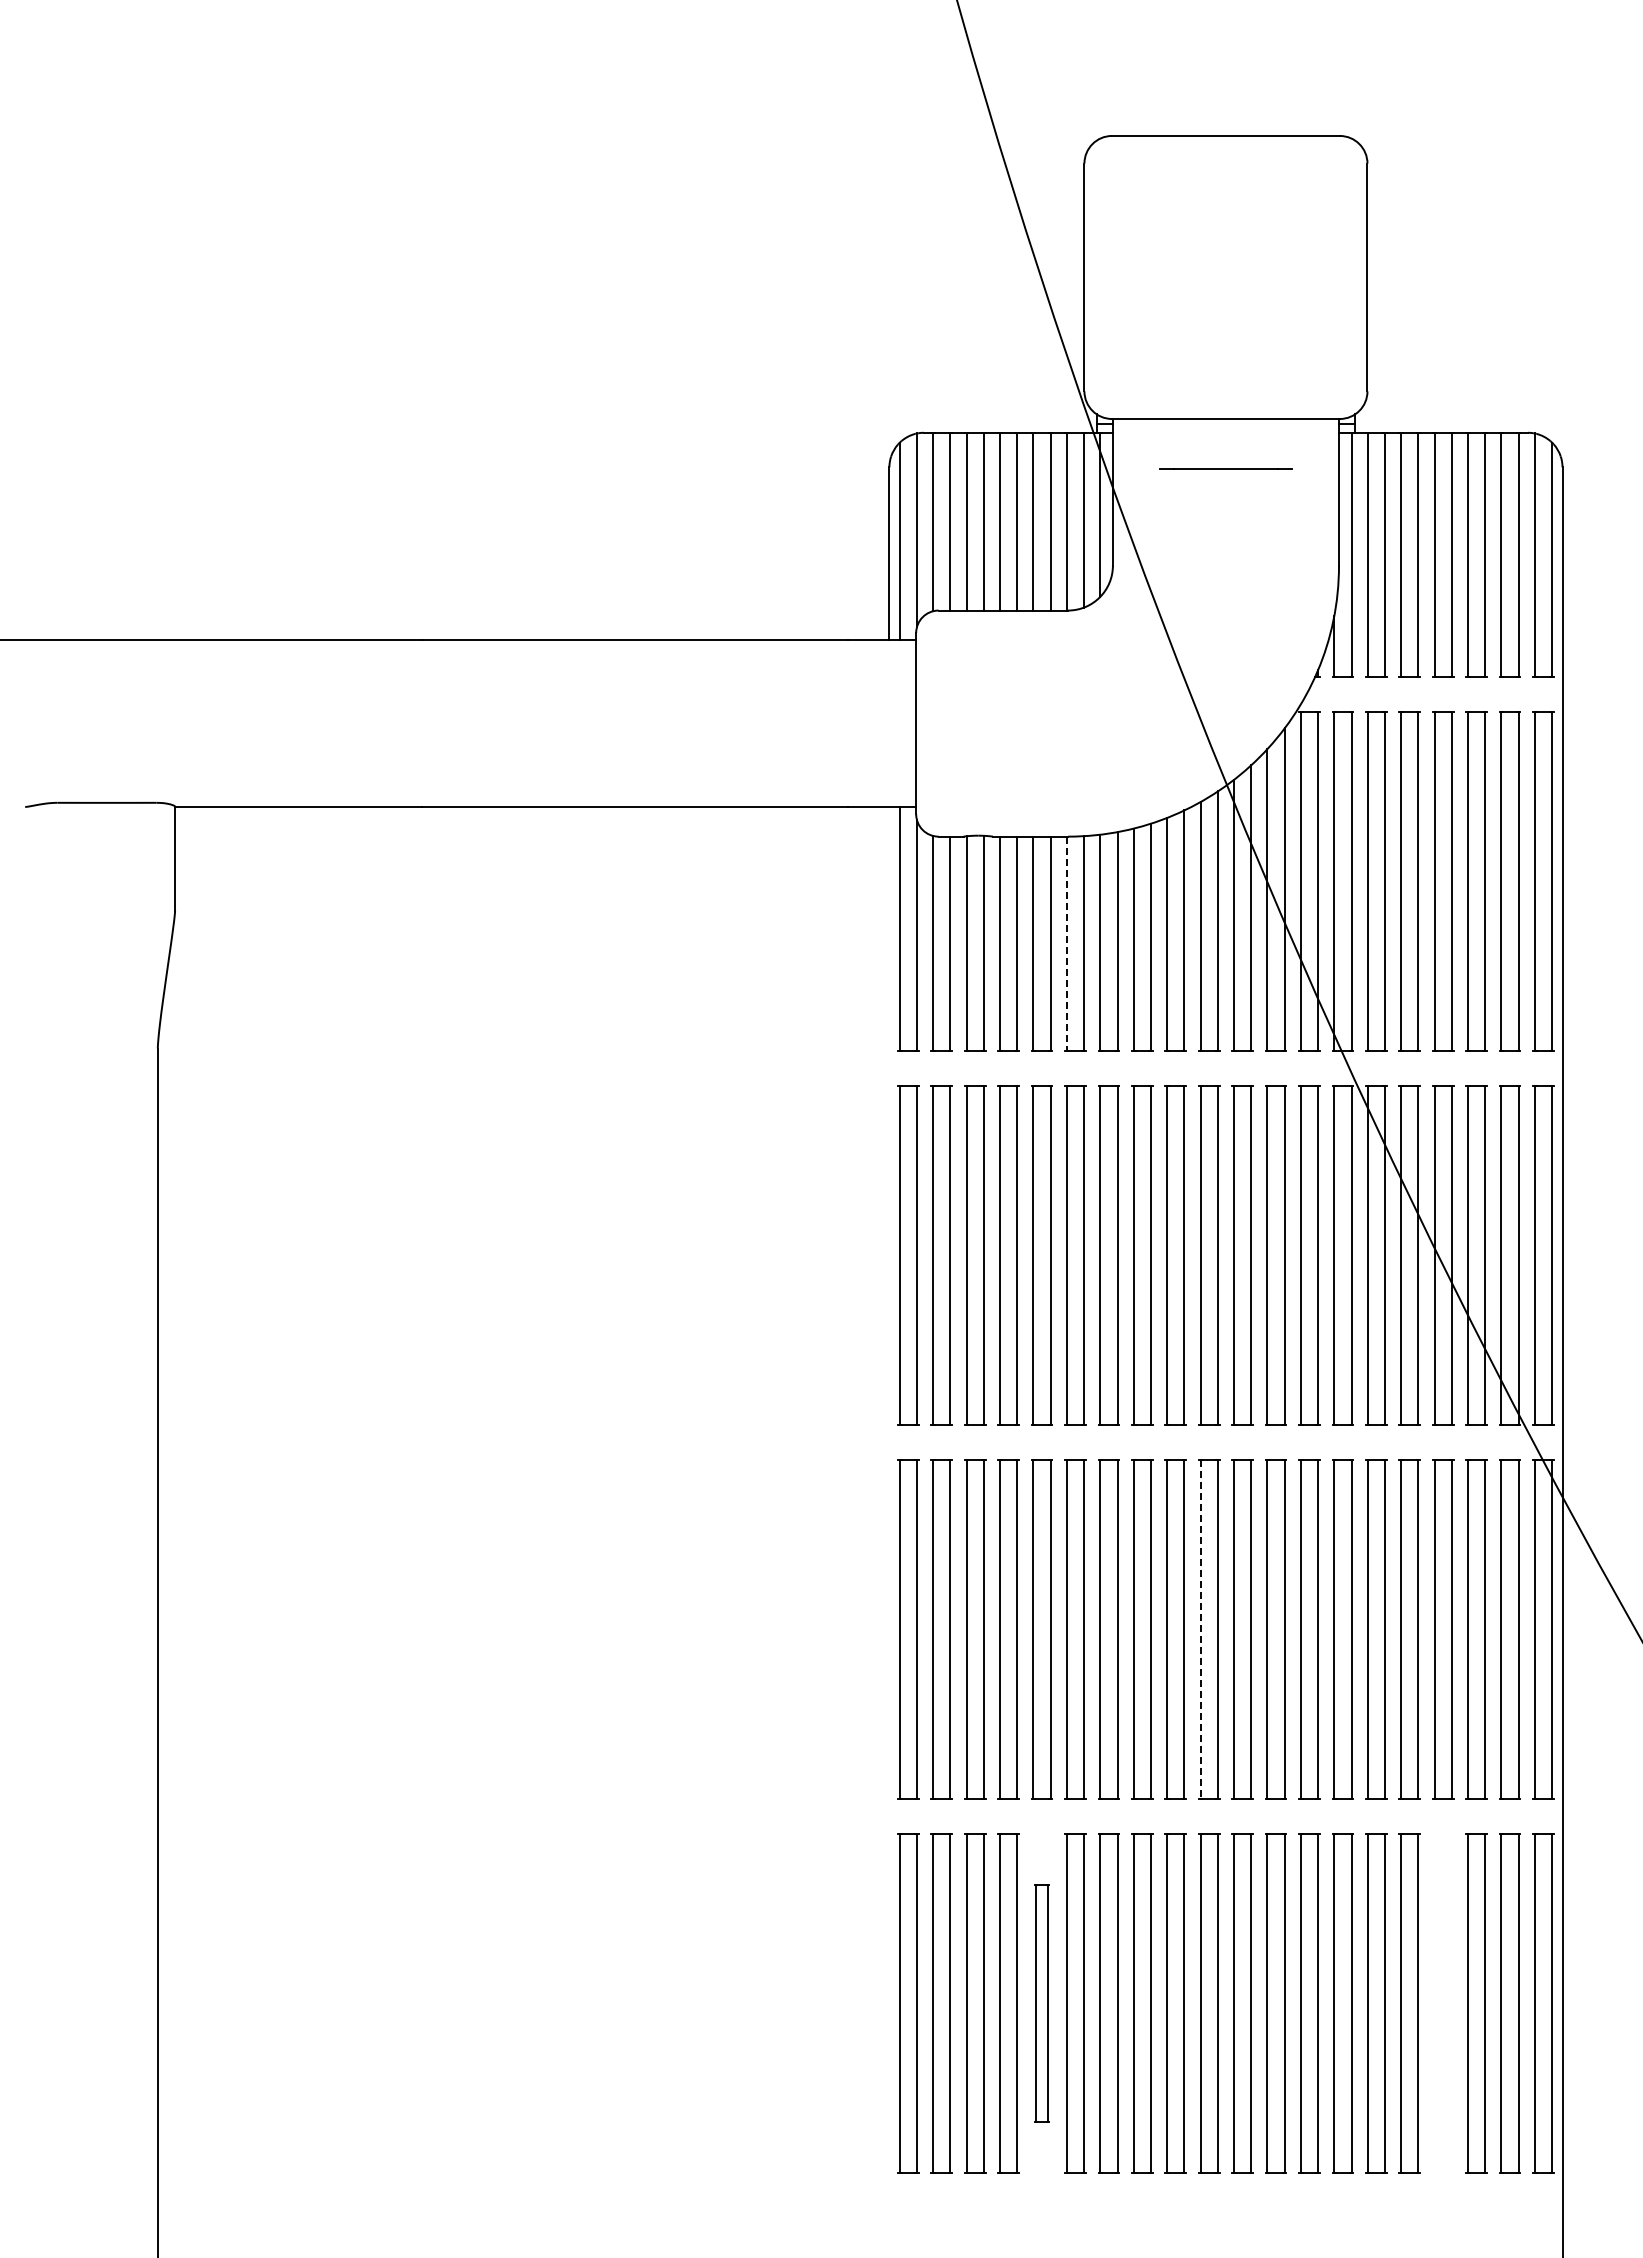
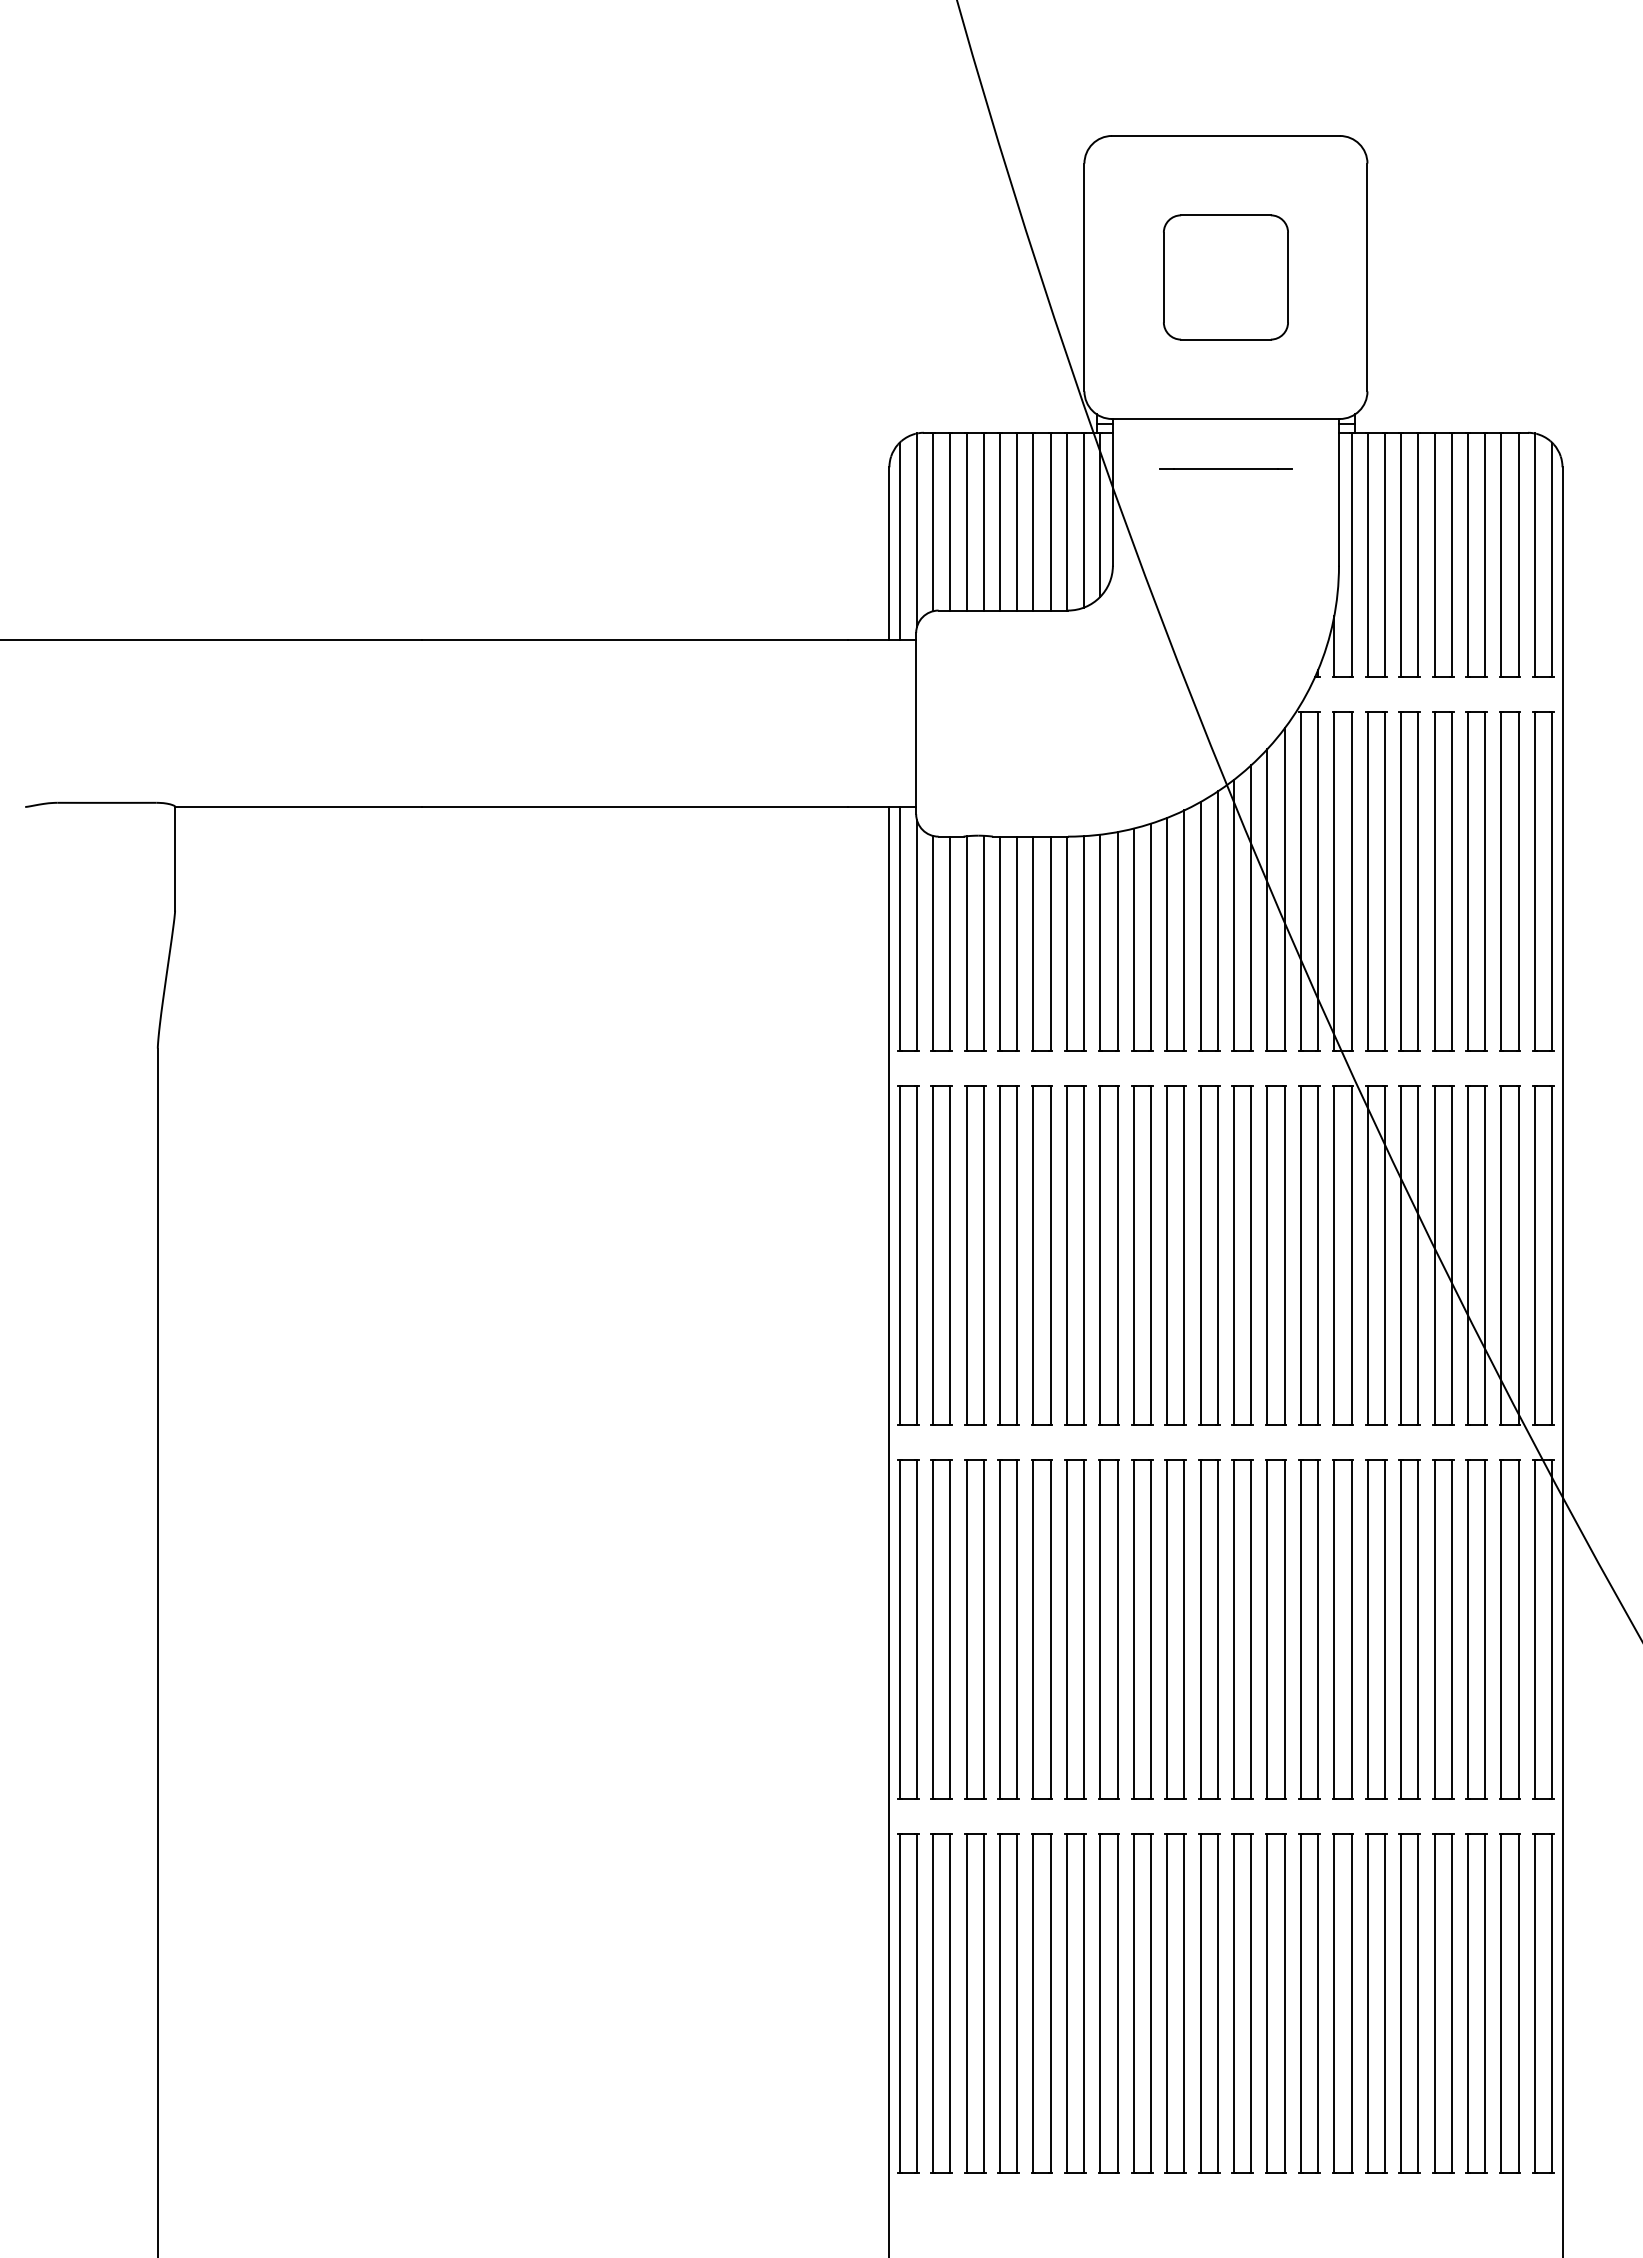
part: none -> present (1225, 277)
line: dashed -> solid (1066, 944)
line: none -> present (889, 1530)
line: dashed -> solid (1200, 1629)
part size: 16x239 px -> 22x341 px (1041, 2003)
part: none -> present (1443, 2003)
